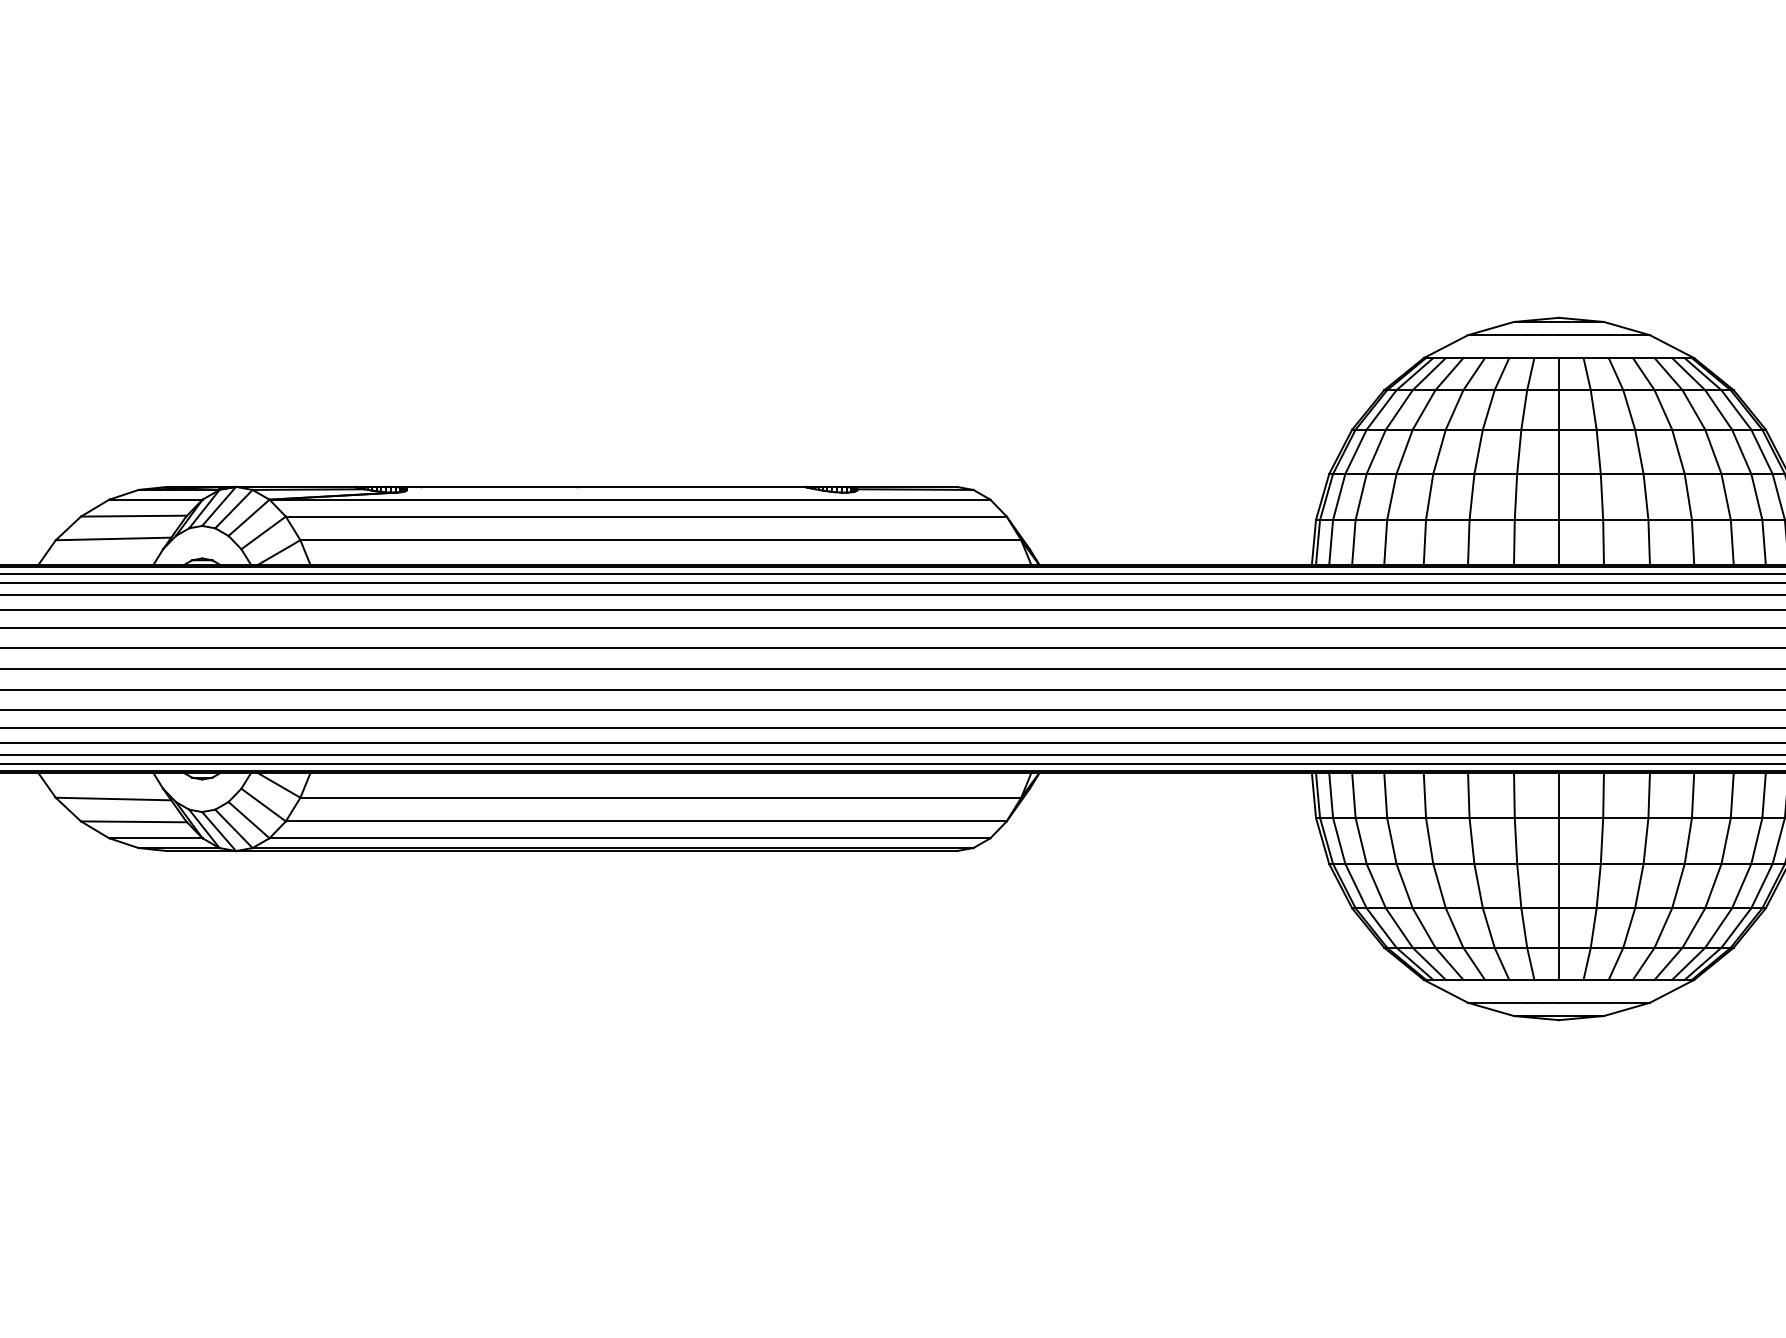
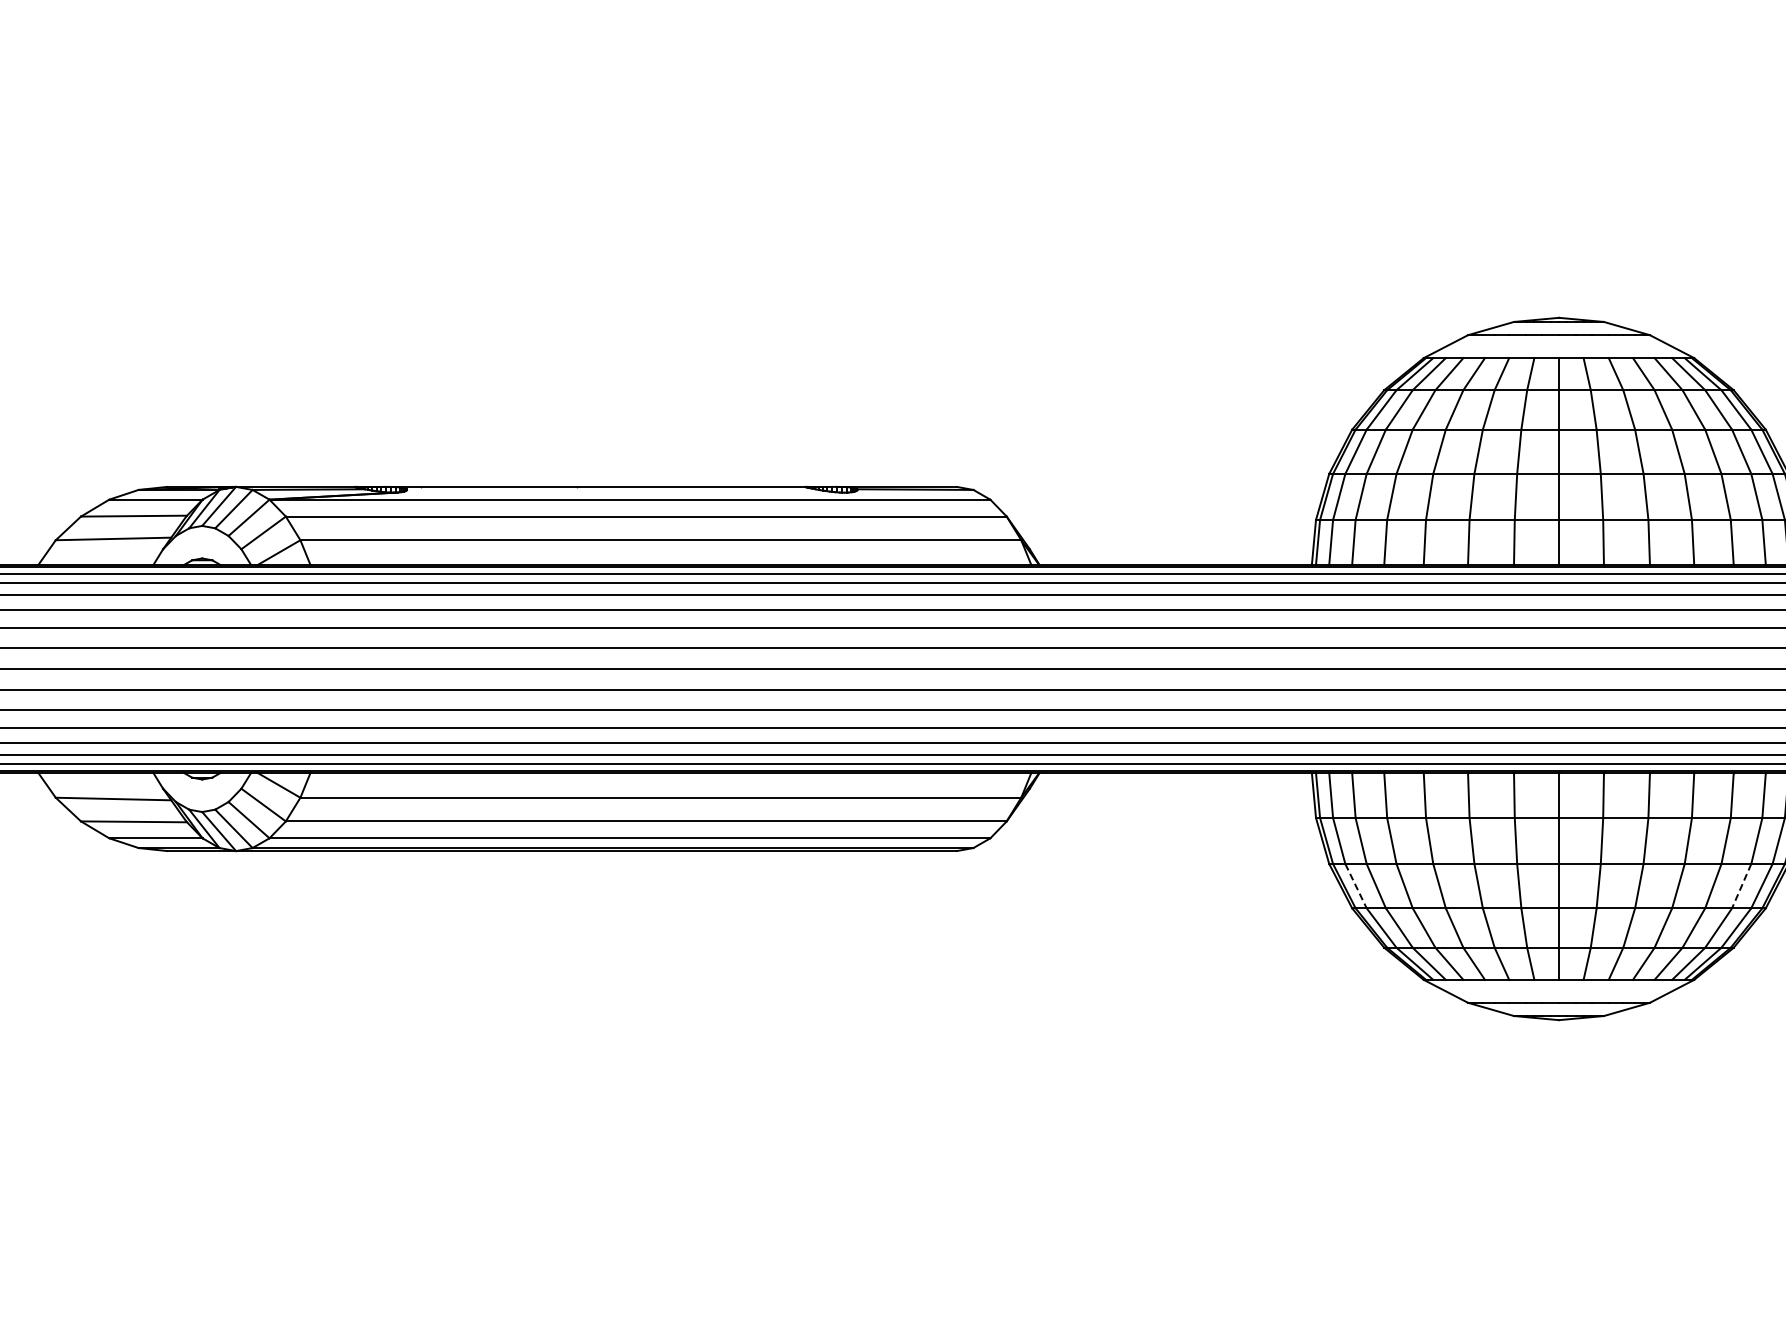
line: solid -> dashed (1356, 886)
line: solid -> dashed (1741, 886)
